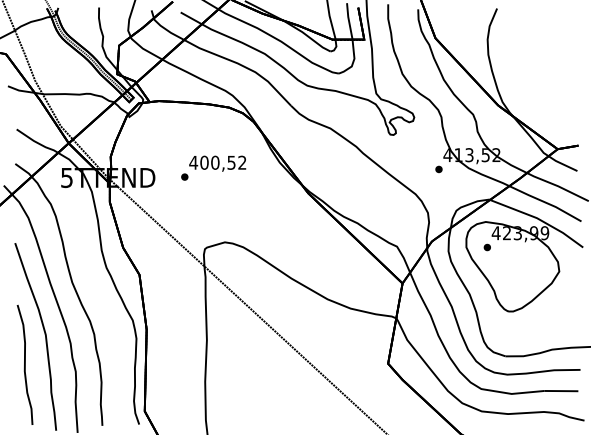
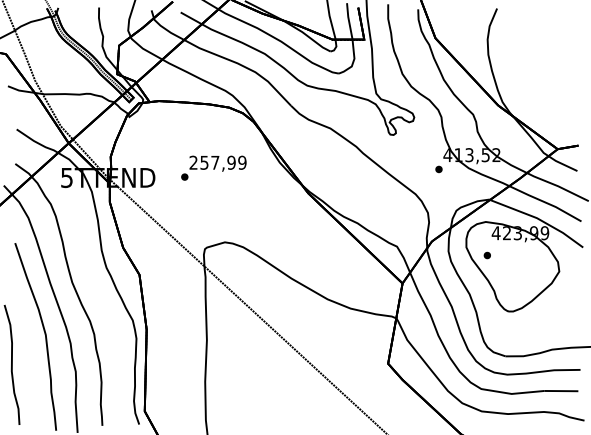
text: 400,52 -> 257,99 (217, 162)
part position: (486, 247) -> (486, 255) (486, 255)
curve position: (24, 364) -> (11, 364) (11, 364)
